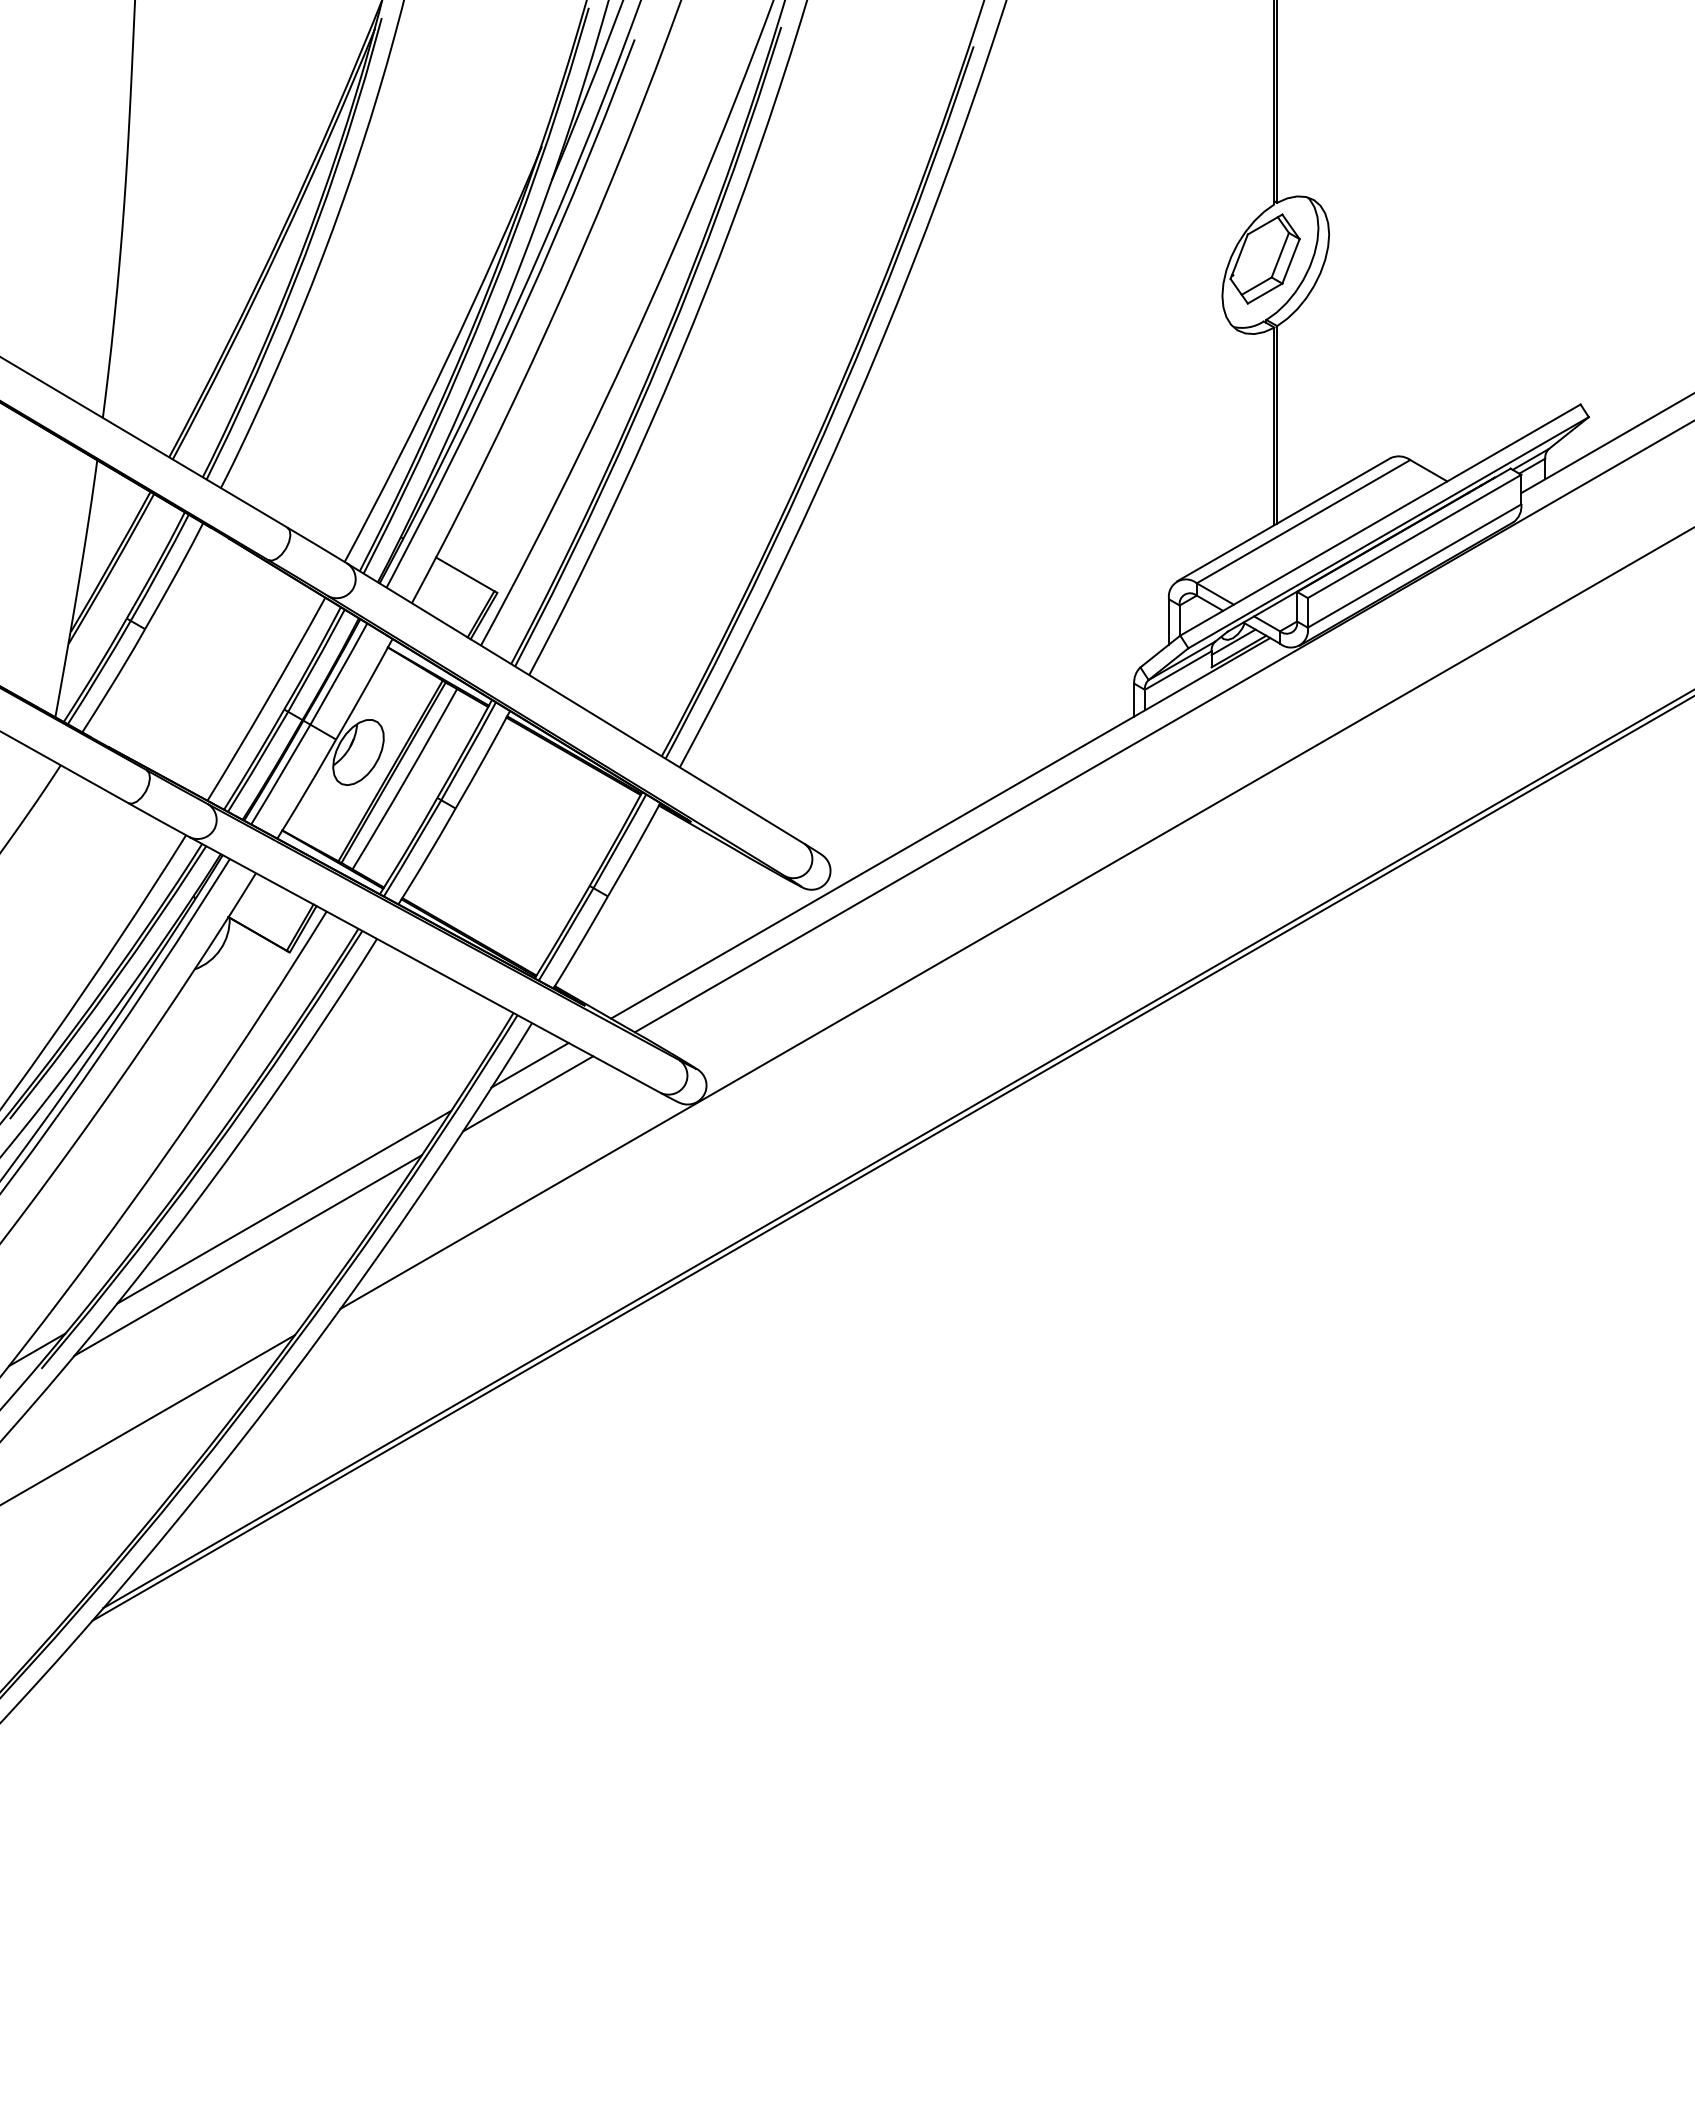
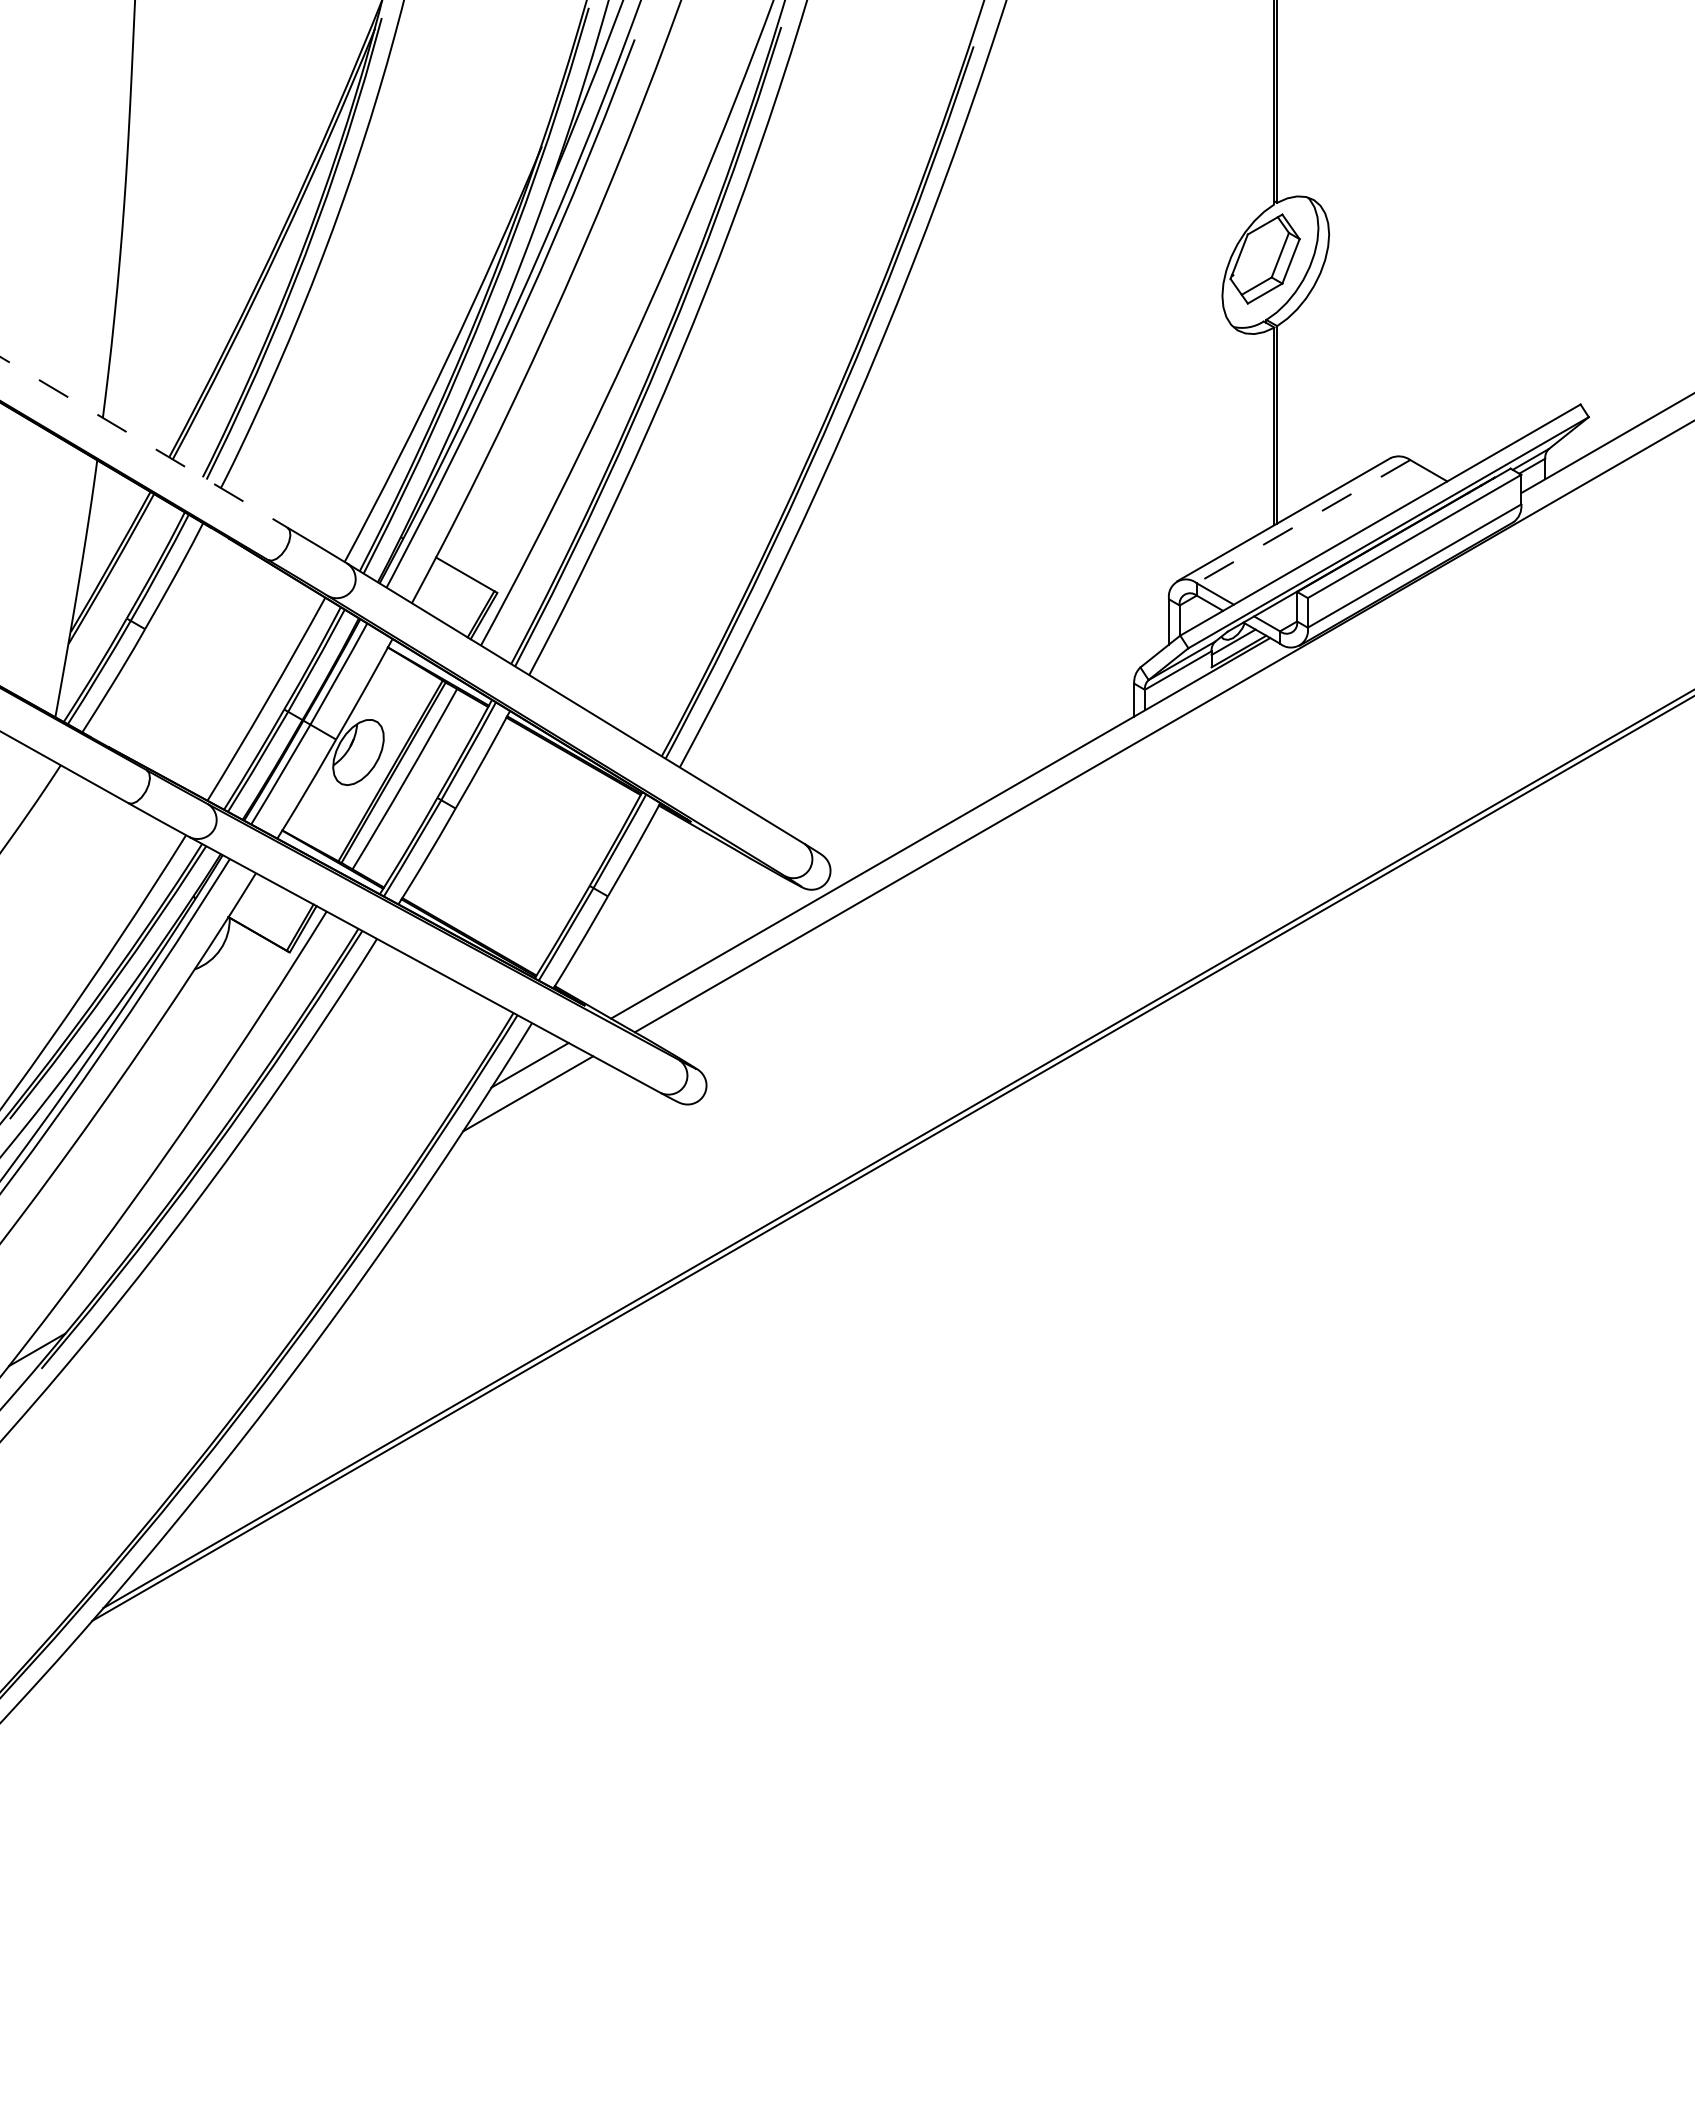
line: solid -> dashed (143, 442)
line: solid -> dashed (1303, 521)
line: present -> none (1015, 919)
line: present -> none (284, 1206)
line: present -> none (247, 1255)
line: present -> none (148, 1419)
